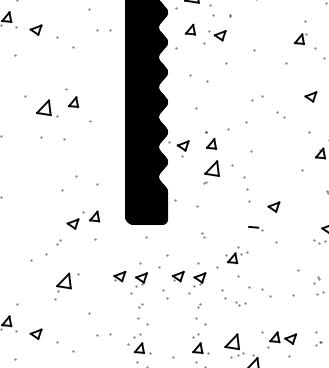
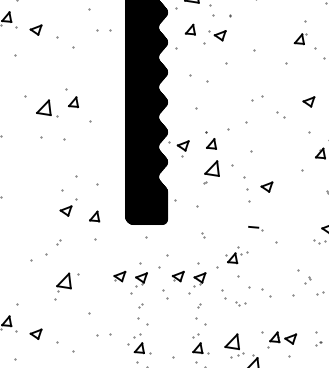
part position: (310, 96) -> (308, 101) (308, 101)
part position: (273, 206) -> (266, 186) (266, 186)
part position: (75, 220) -> (68, 207) (68, 207)
part position: (316, 280) -> (307, 280) (307, 280)
